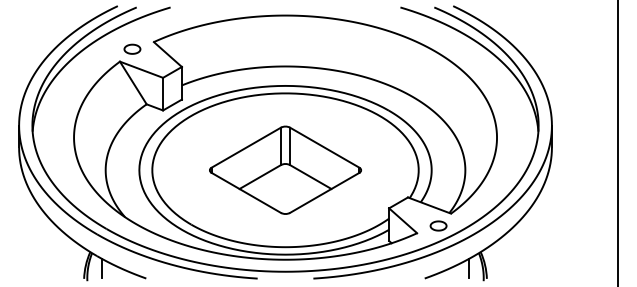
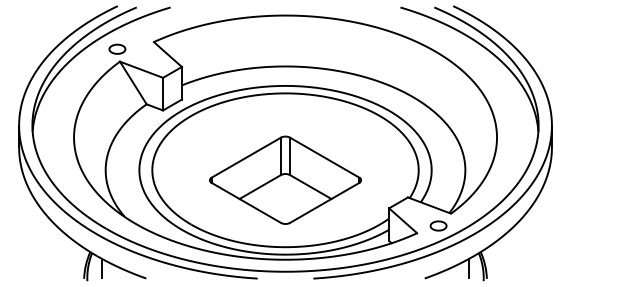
part position: (132, 48) -> (117, 48) (117, 48)
line: present -> none (617, 142)
part position: (285, 169) -> (285, 179) (285, 179)
